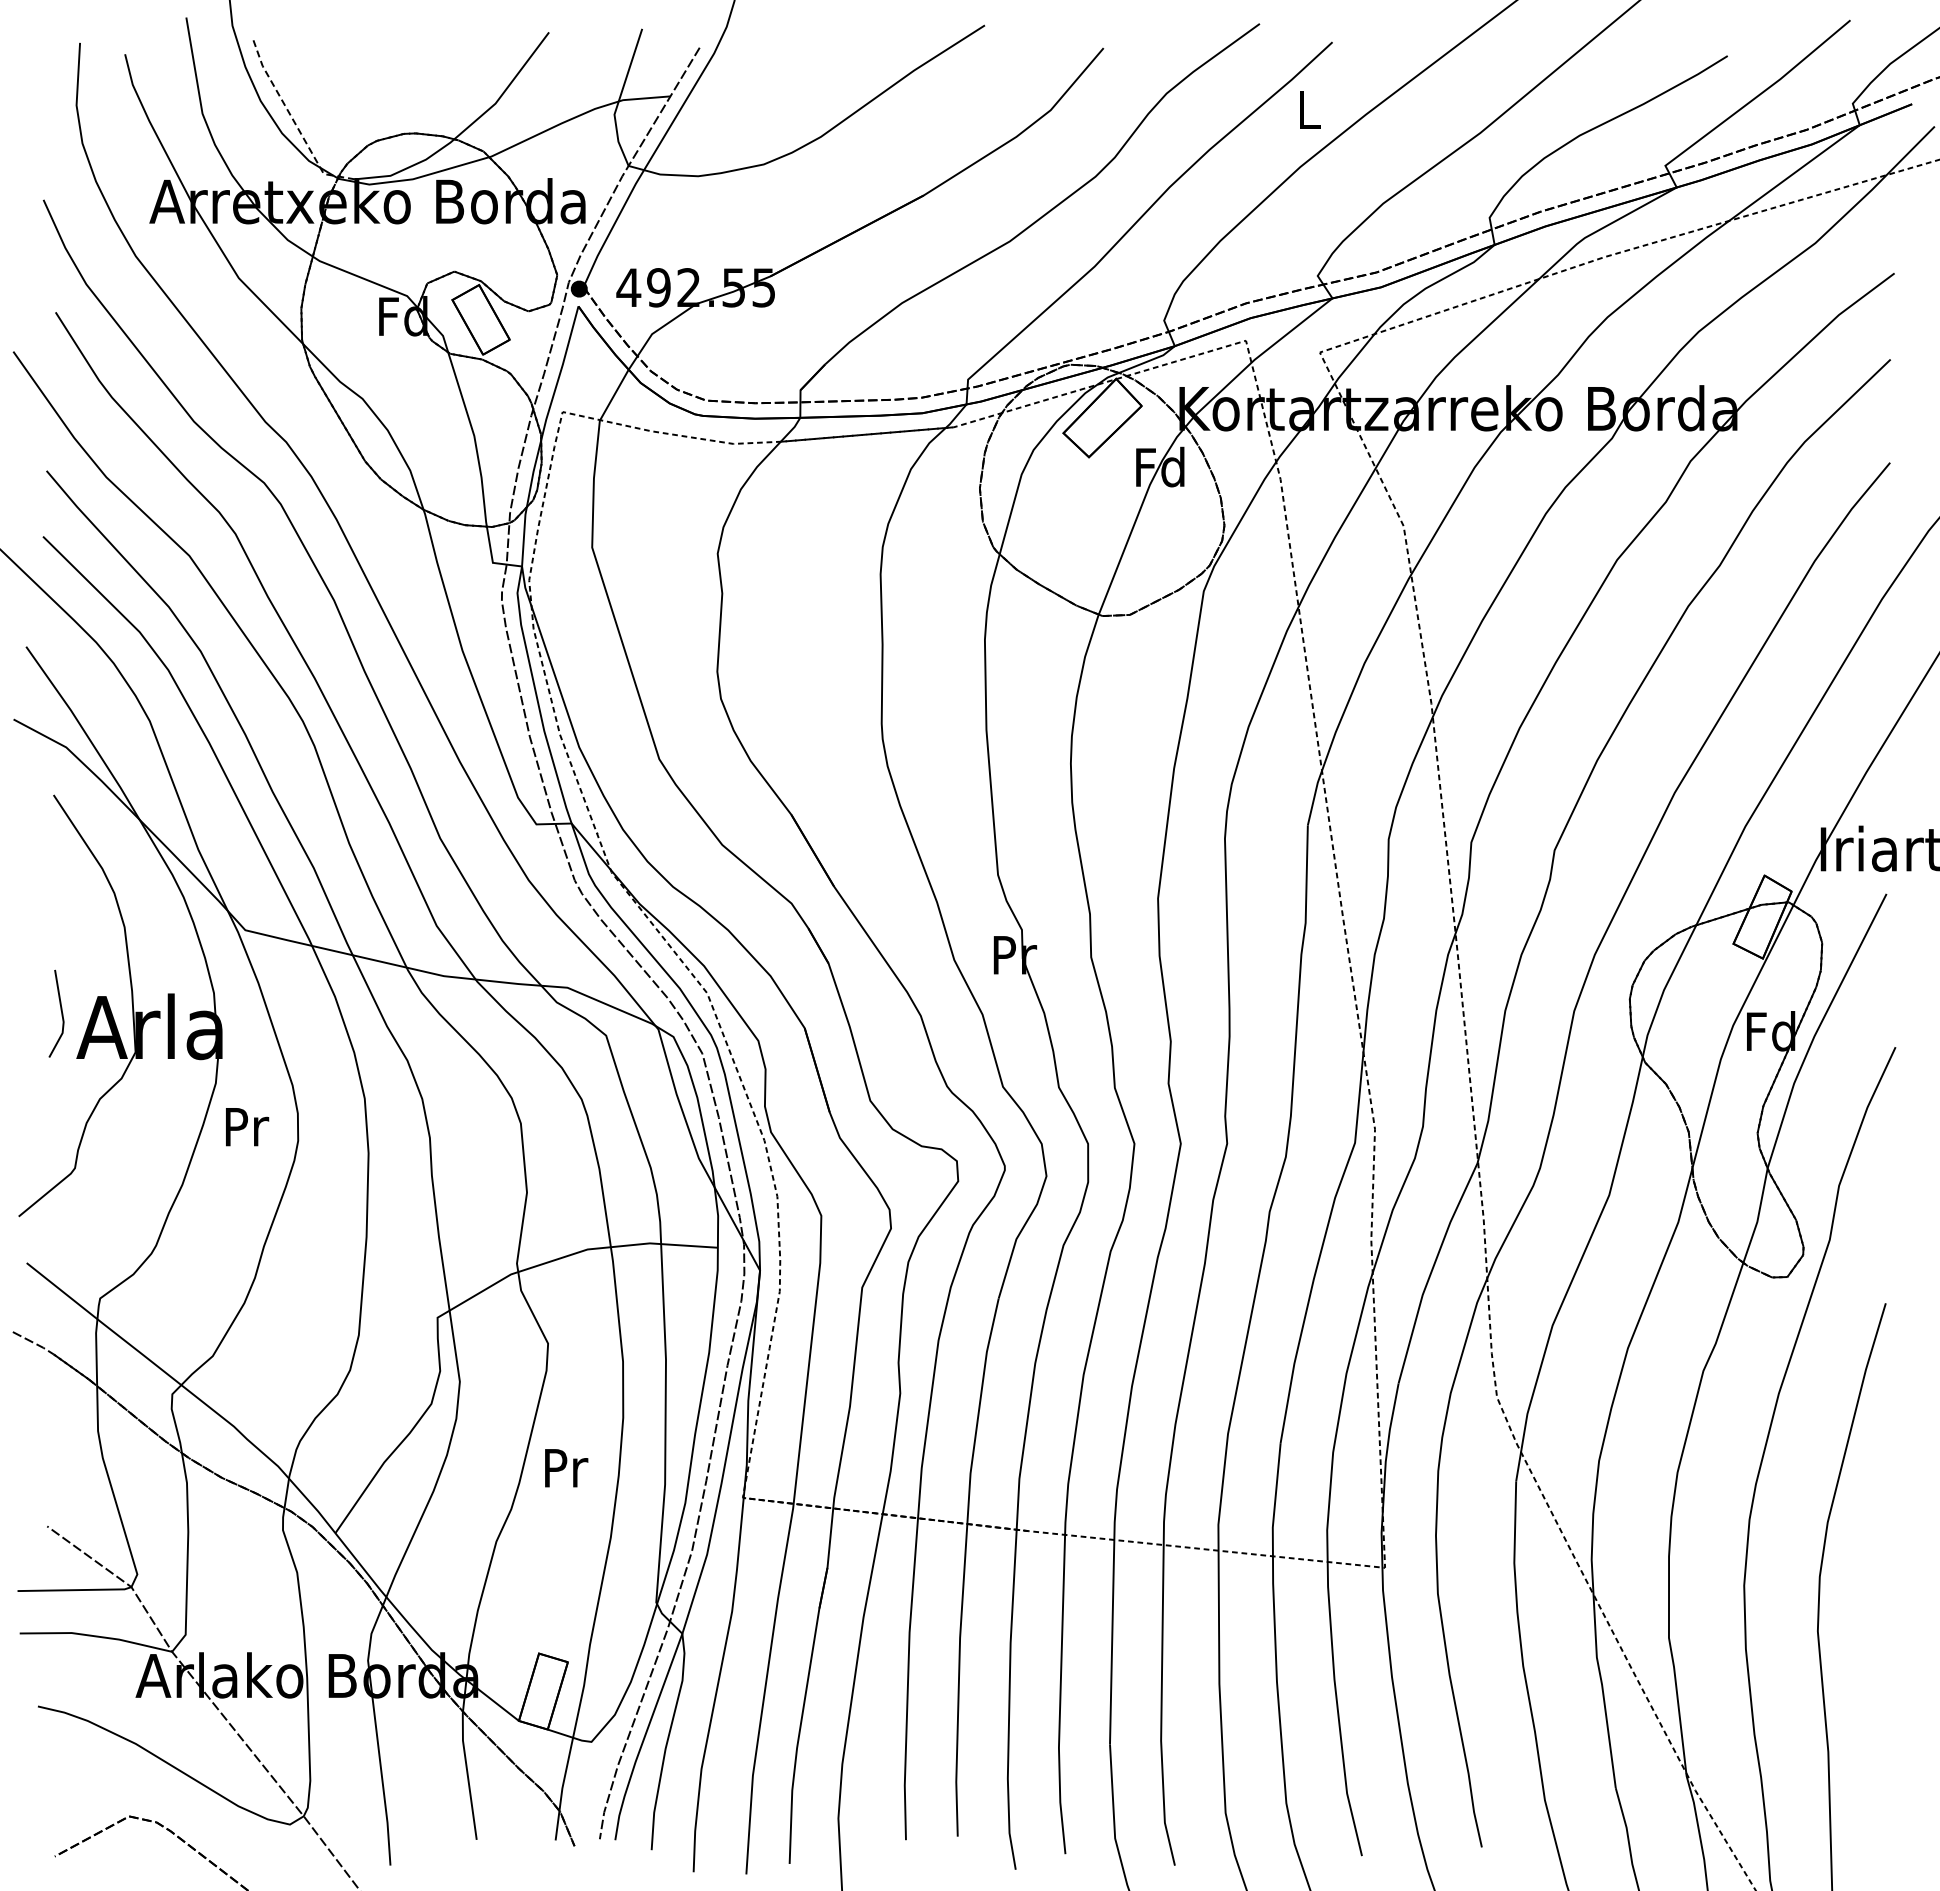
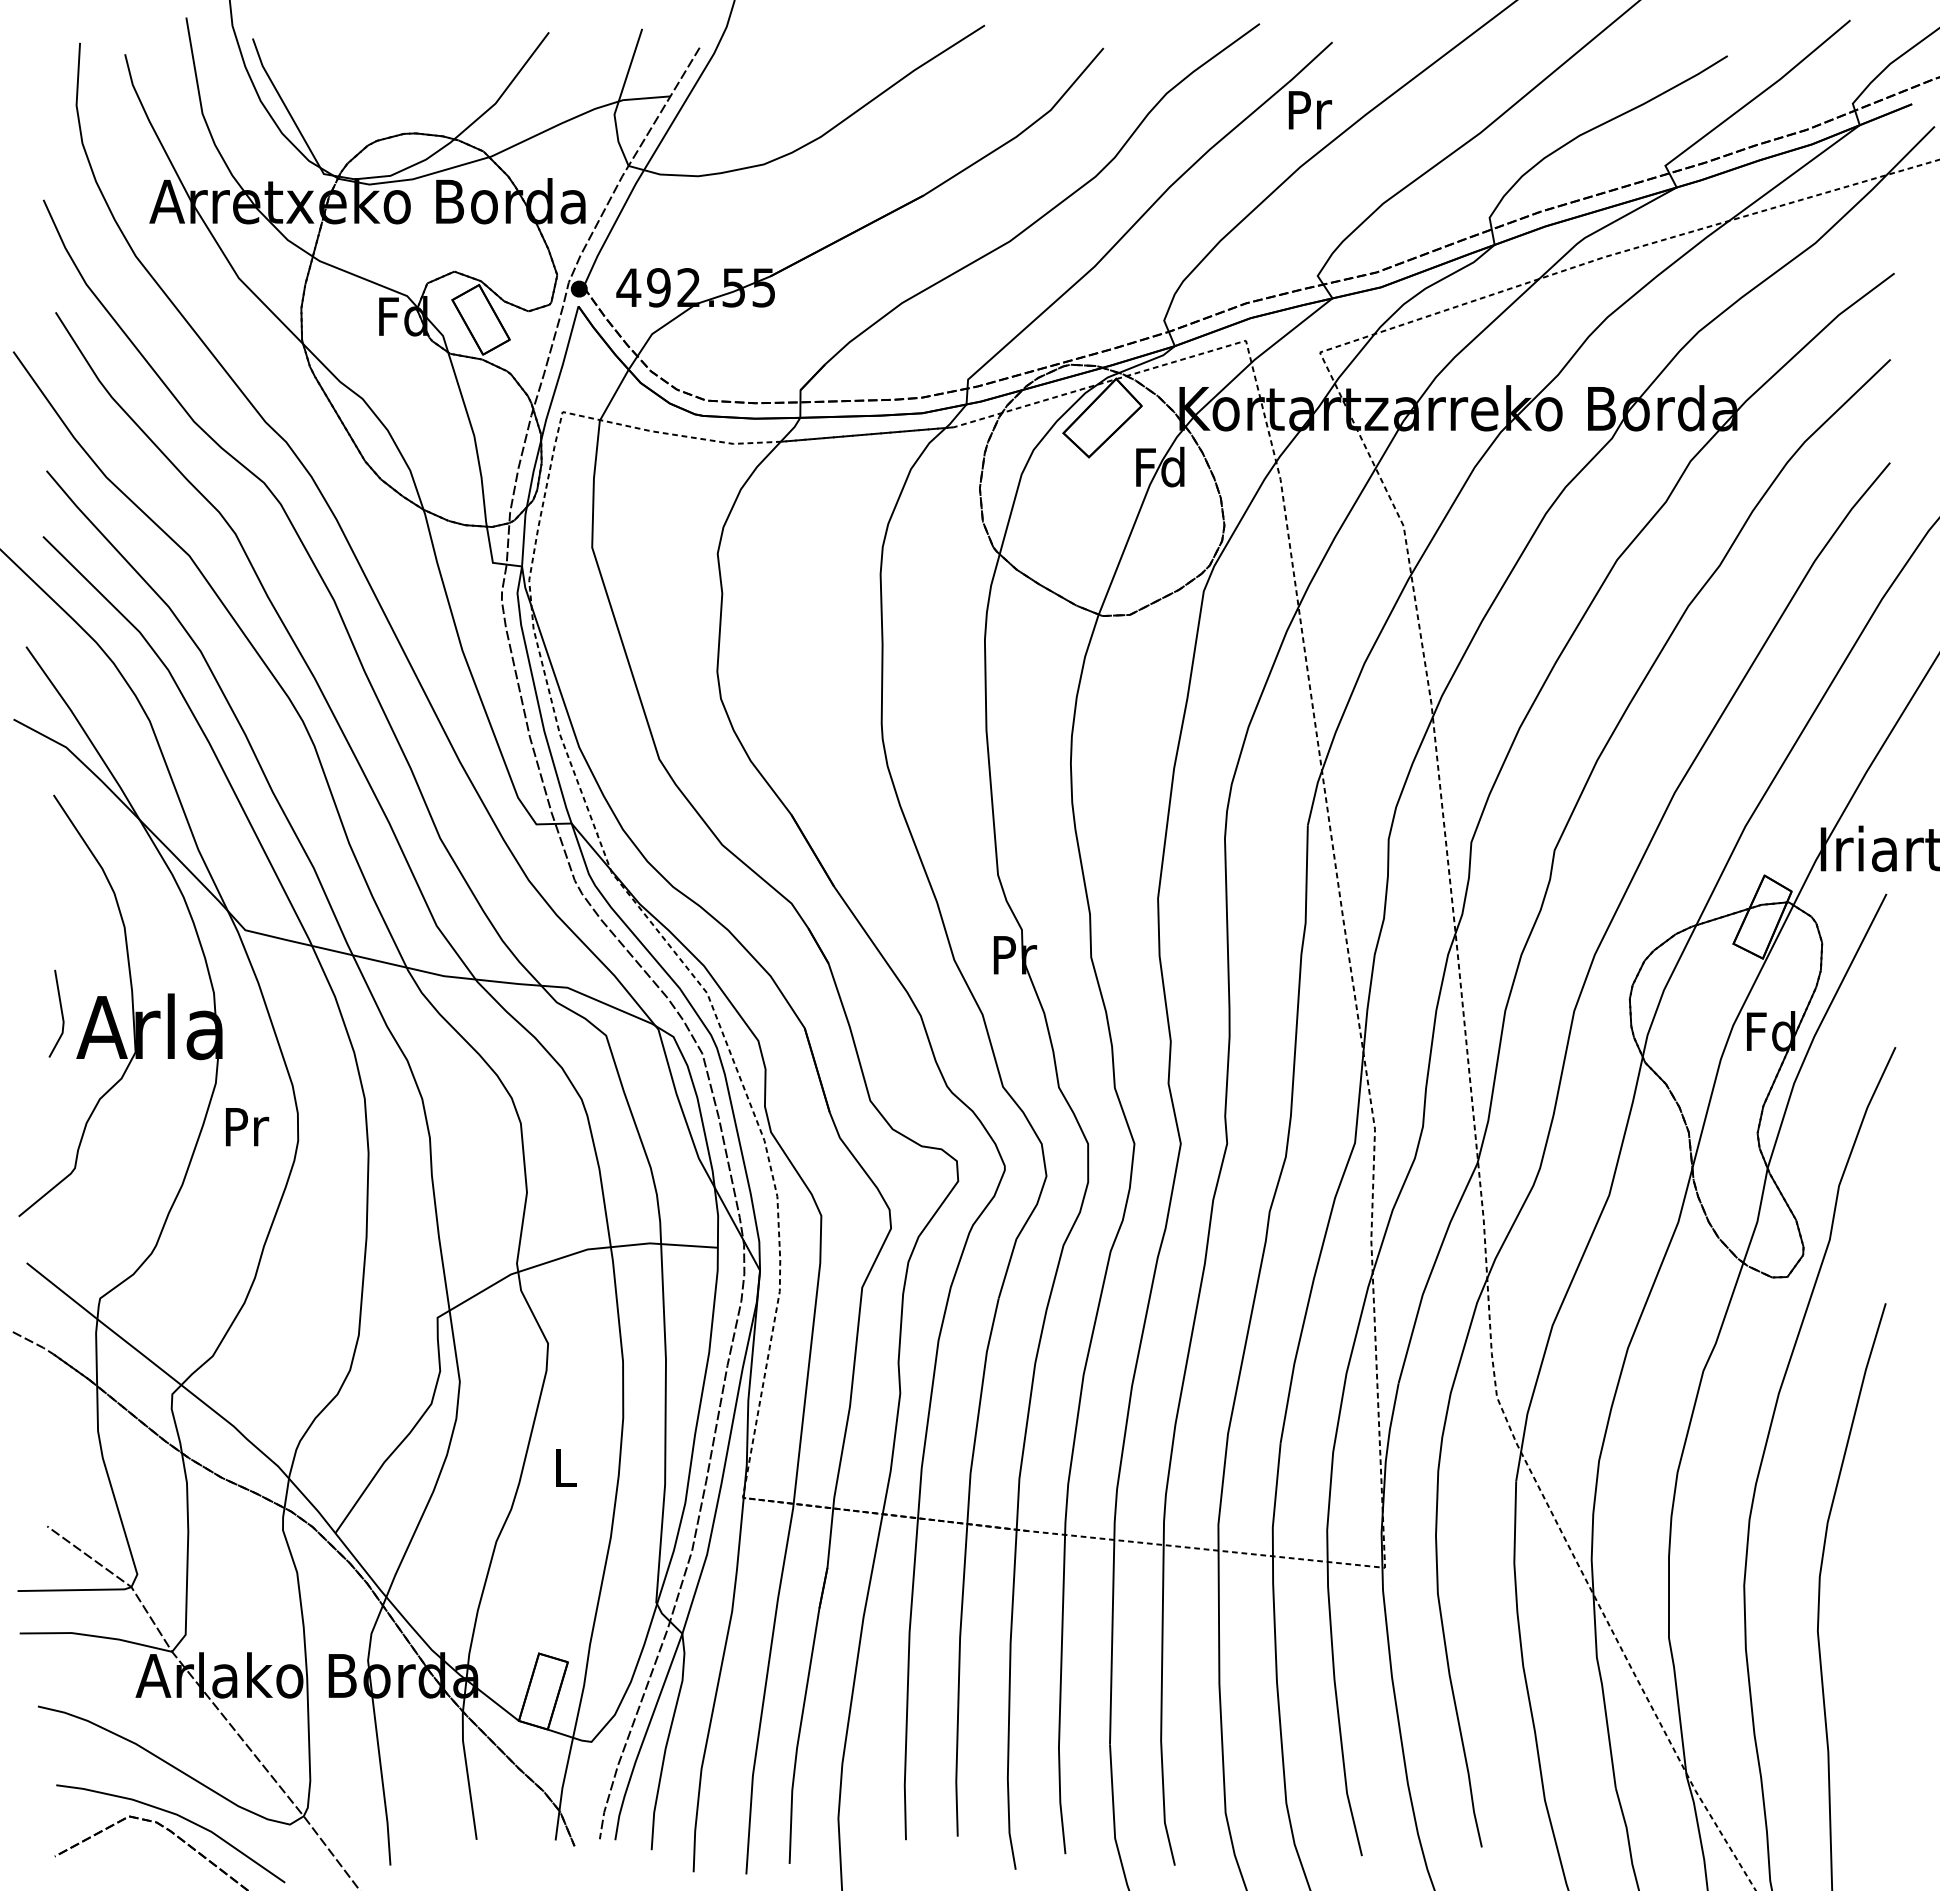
text: L -> Pr (1310, 110)
line: dashed -> solid (293, 120)
text: Pr -> L (566, 1468)
curve: none -> present (175, 1815)
